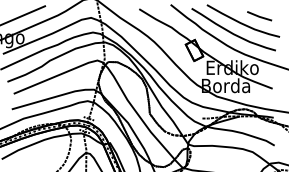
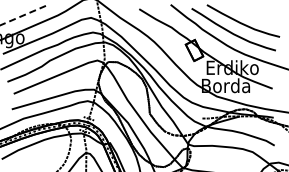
line: solid -> dashed (23, 15)
line: present -> none (259, 16)
